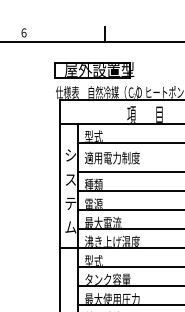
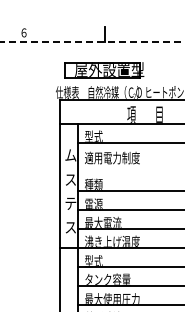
line: solid -> dashed (92, 42)
part position: (94, 70) -> (104, 70) (104, 70)
text: シ -> ム (70, 155)
line: present -> none (129, 171)
text: ム -> ス (70, 227)
